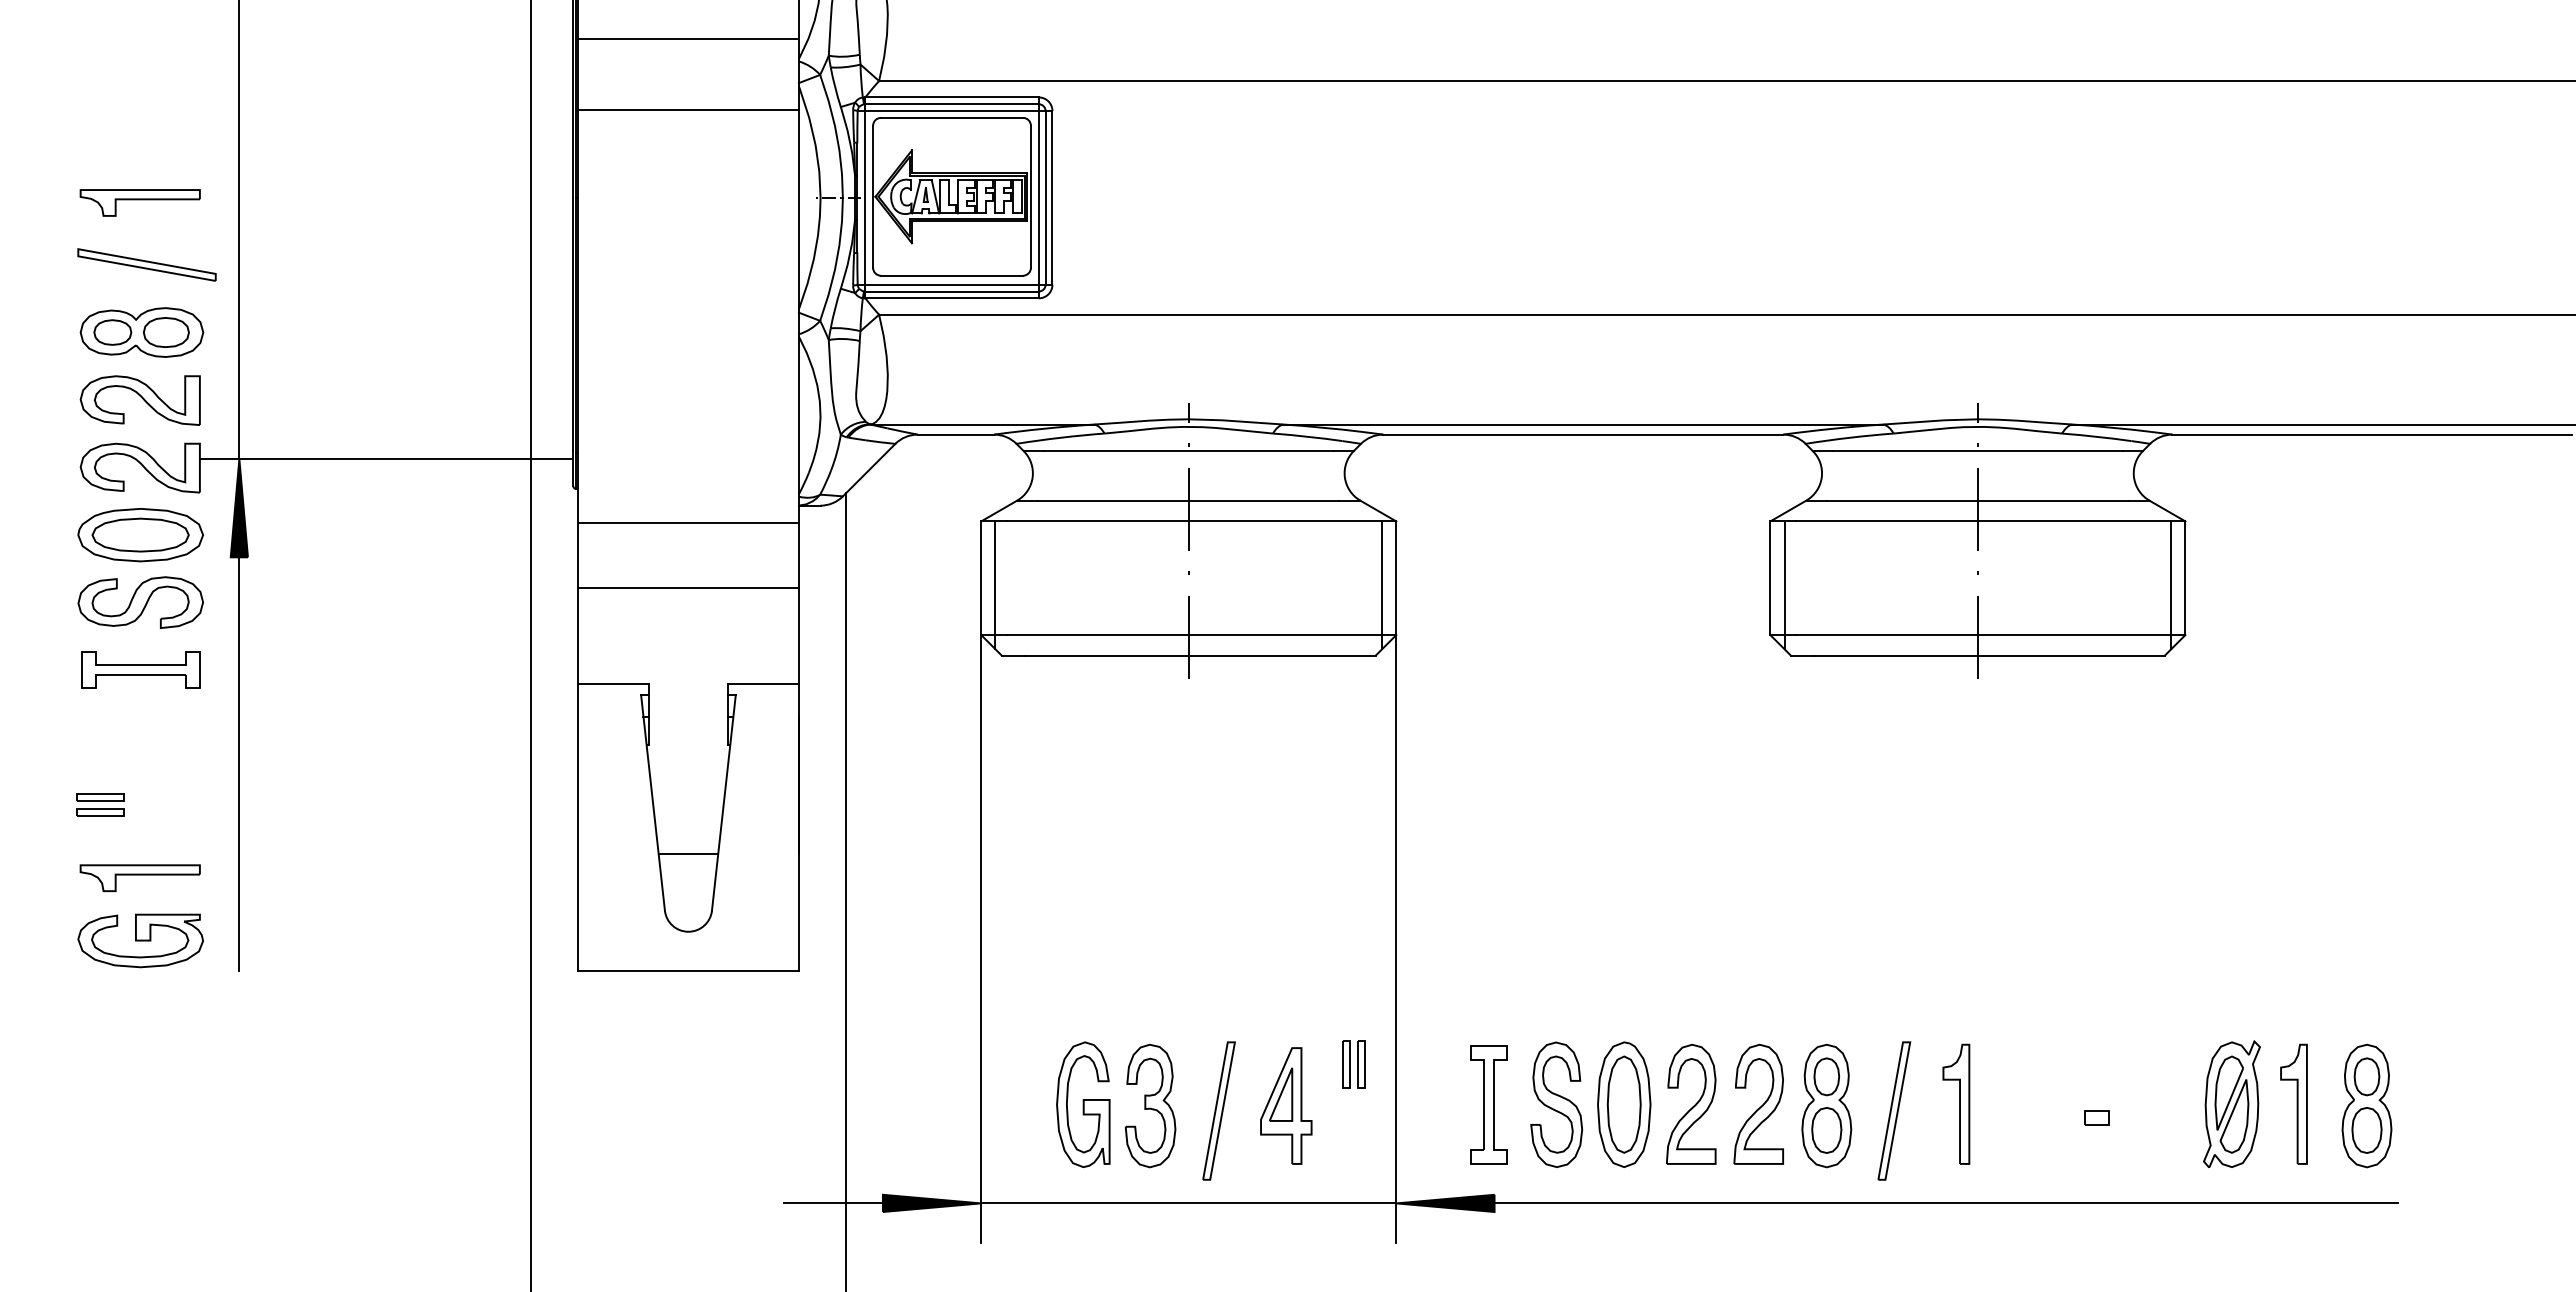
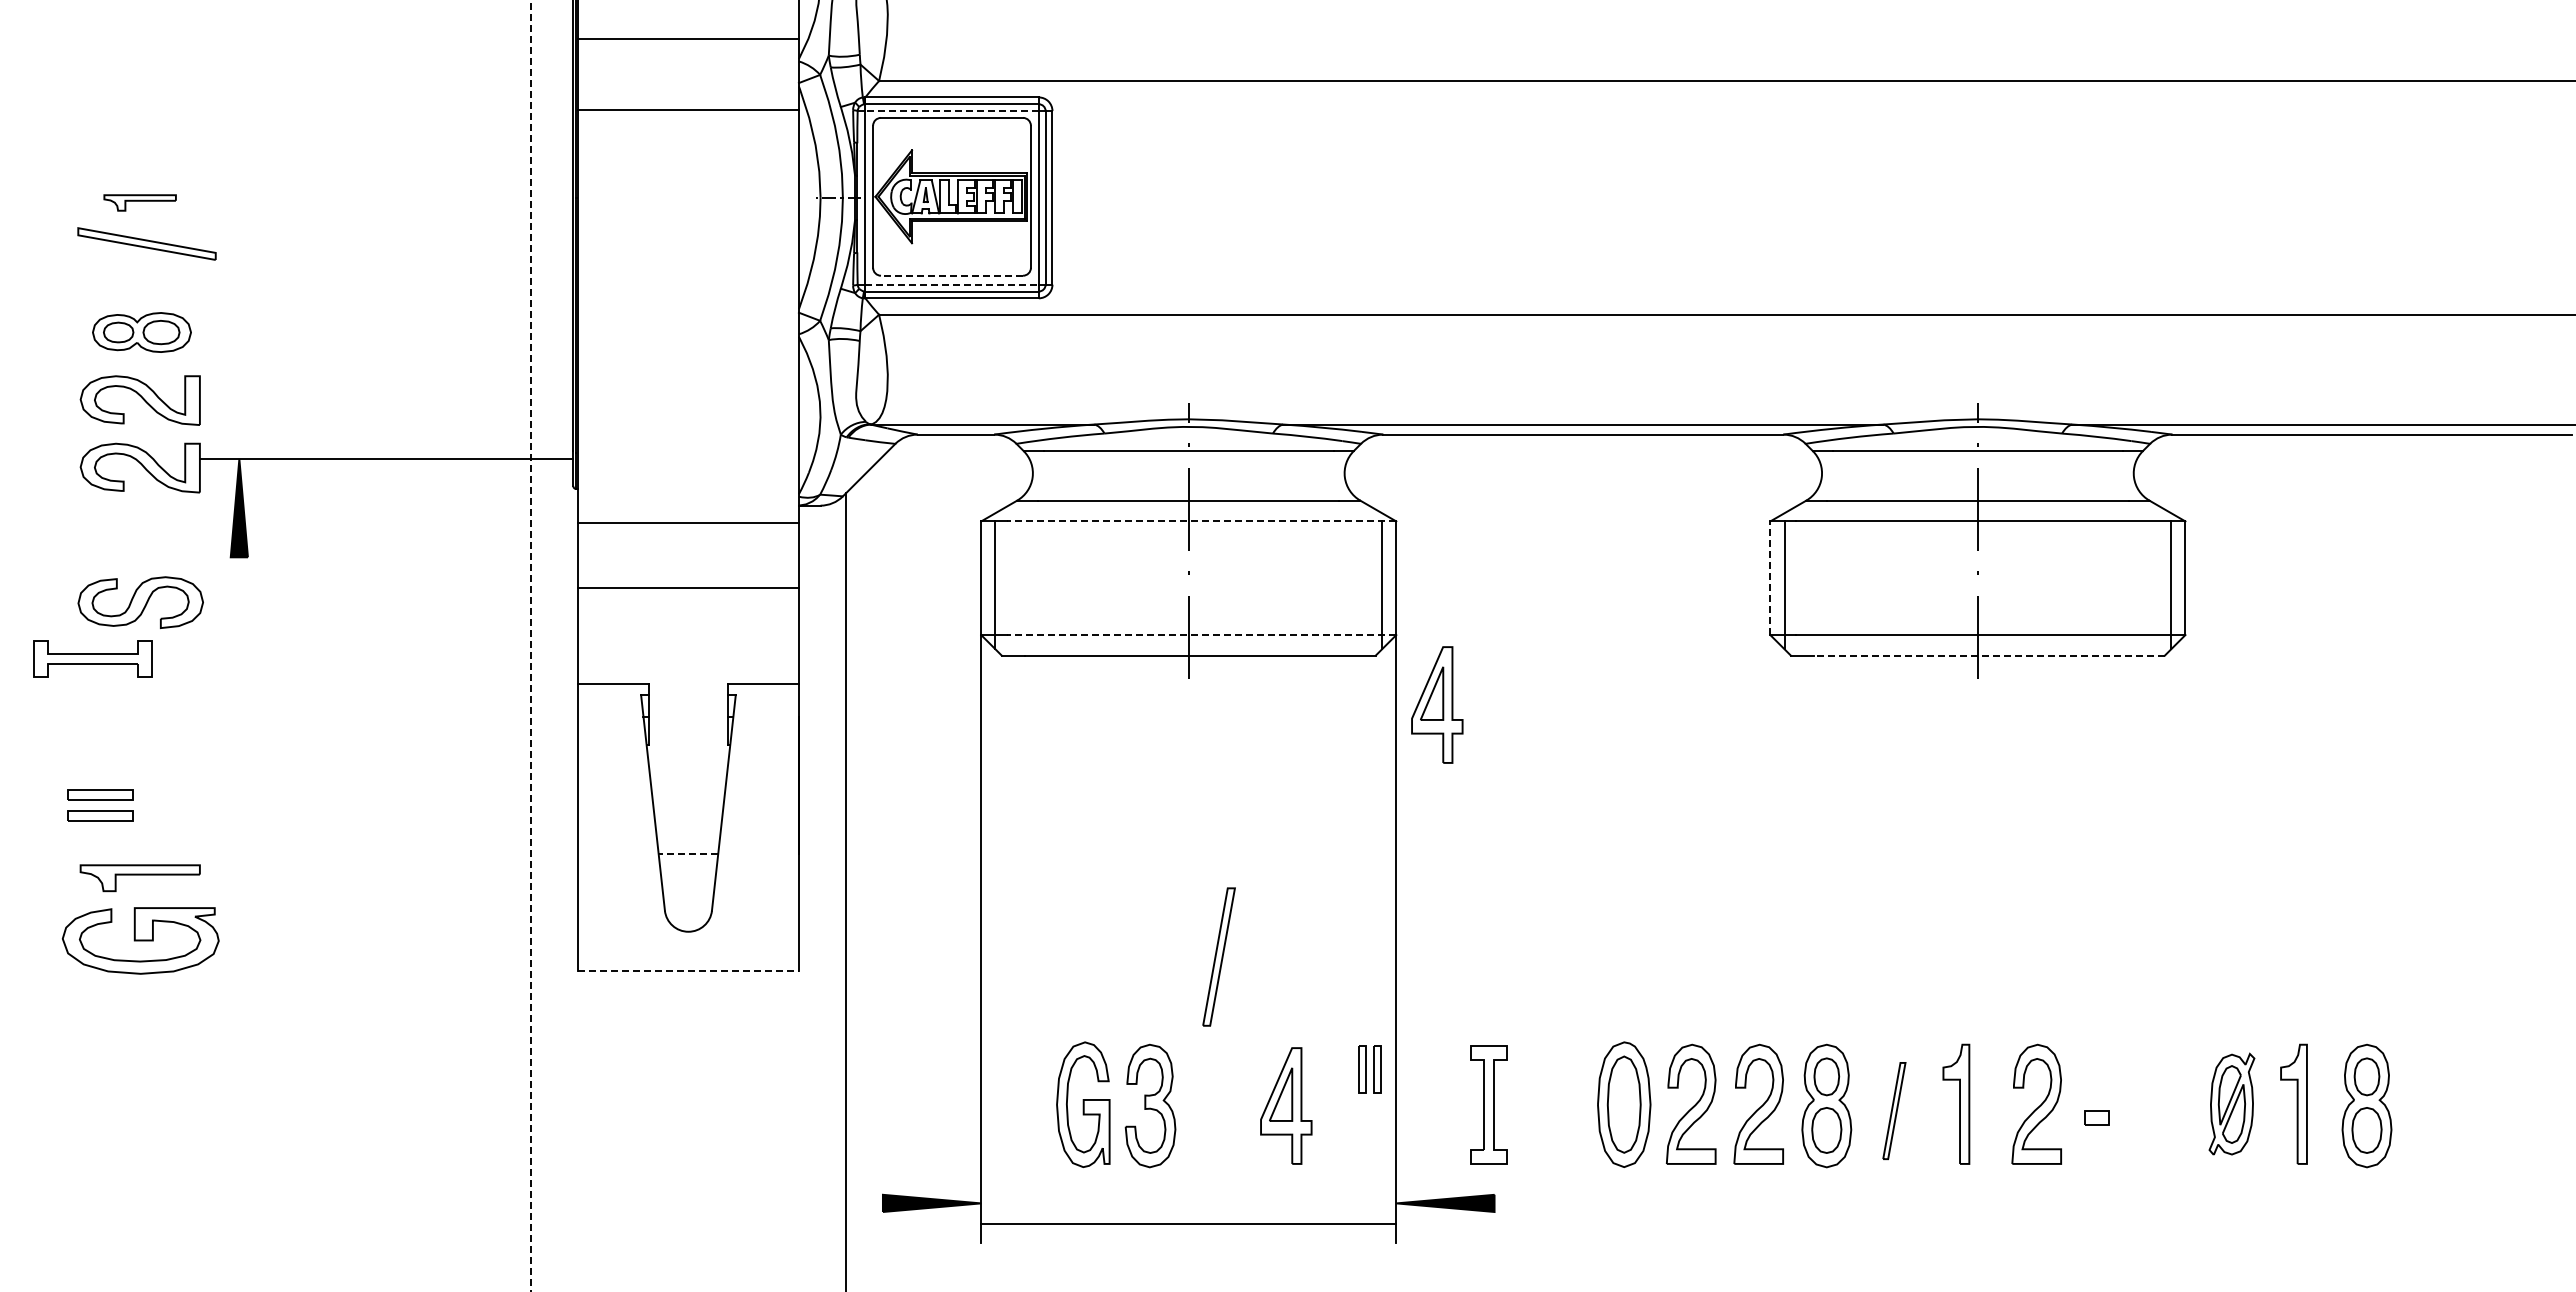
line: solid -> dashed (952, 111)
part size: 122x28 px -> 74x18 px (139, 202)
line: present -> none (239, 230)
part position: (146, 264) -> (146, 243) (146, 243)
line: solid -> dashed (951, 275)
line: solid -> dashed (952, 284)
part size: 126x51 px -> 100x41 px (141, 332)
line: solid -> dashed (1201, 521)
part: present -> none (140, 535)
line: solid -> dashed (1770, 578)
line: solid -> dashed (1201, 635)
line: solid -> dashed (530, 646)
line: solid -> dashed (1989, 655)
part position: (140, 669) -> (92, 658) (92, 658)
part: none -> present (1437, 704)
line: present -> none (239, 764)
part size: 49x24 px -> 67x33 px (100, 805)
line: solid -> dashed (688, 853)
part size: 127x56 px -> 159x68 px (140, 940)
line: solid -> dashed (688, 971)
part position: (1353, 1064) -> (1369, 1069) (1369, 1069)
part: none -> present (2036, 1103)
part size: 58x128 px -> 48x104 px (2231, 1103)
part: present -> none (1556, 1104)
part position: (1218, 1110) -> (1218, 956) (1218, 956)
part size: 35x140 px -> 25x99 px (1894, 1111)
line: present -> none (832, 1203)
line position: (1188, 1203) -> (1188, 1224) (1188, 1224)
line: present -> none (1945, 1203)
